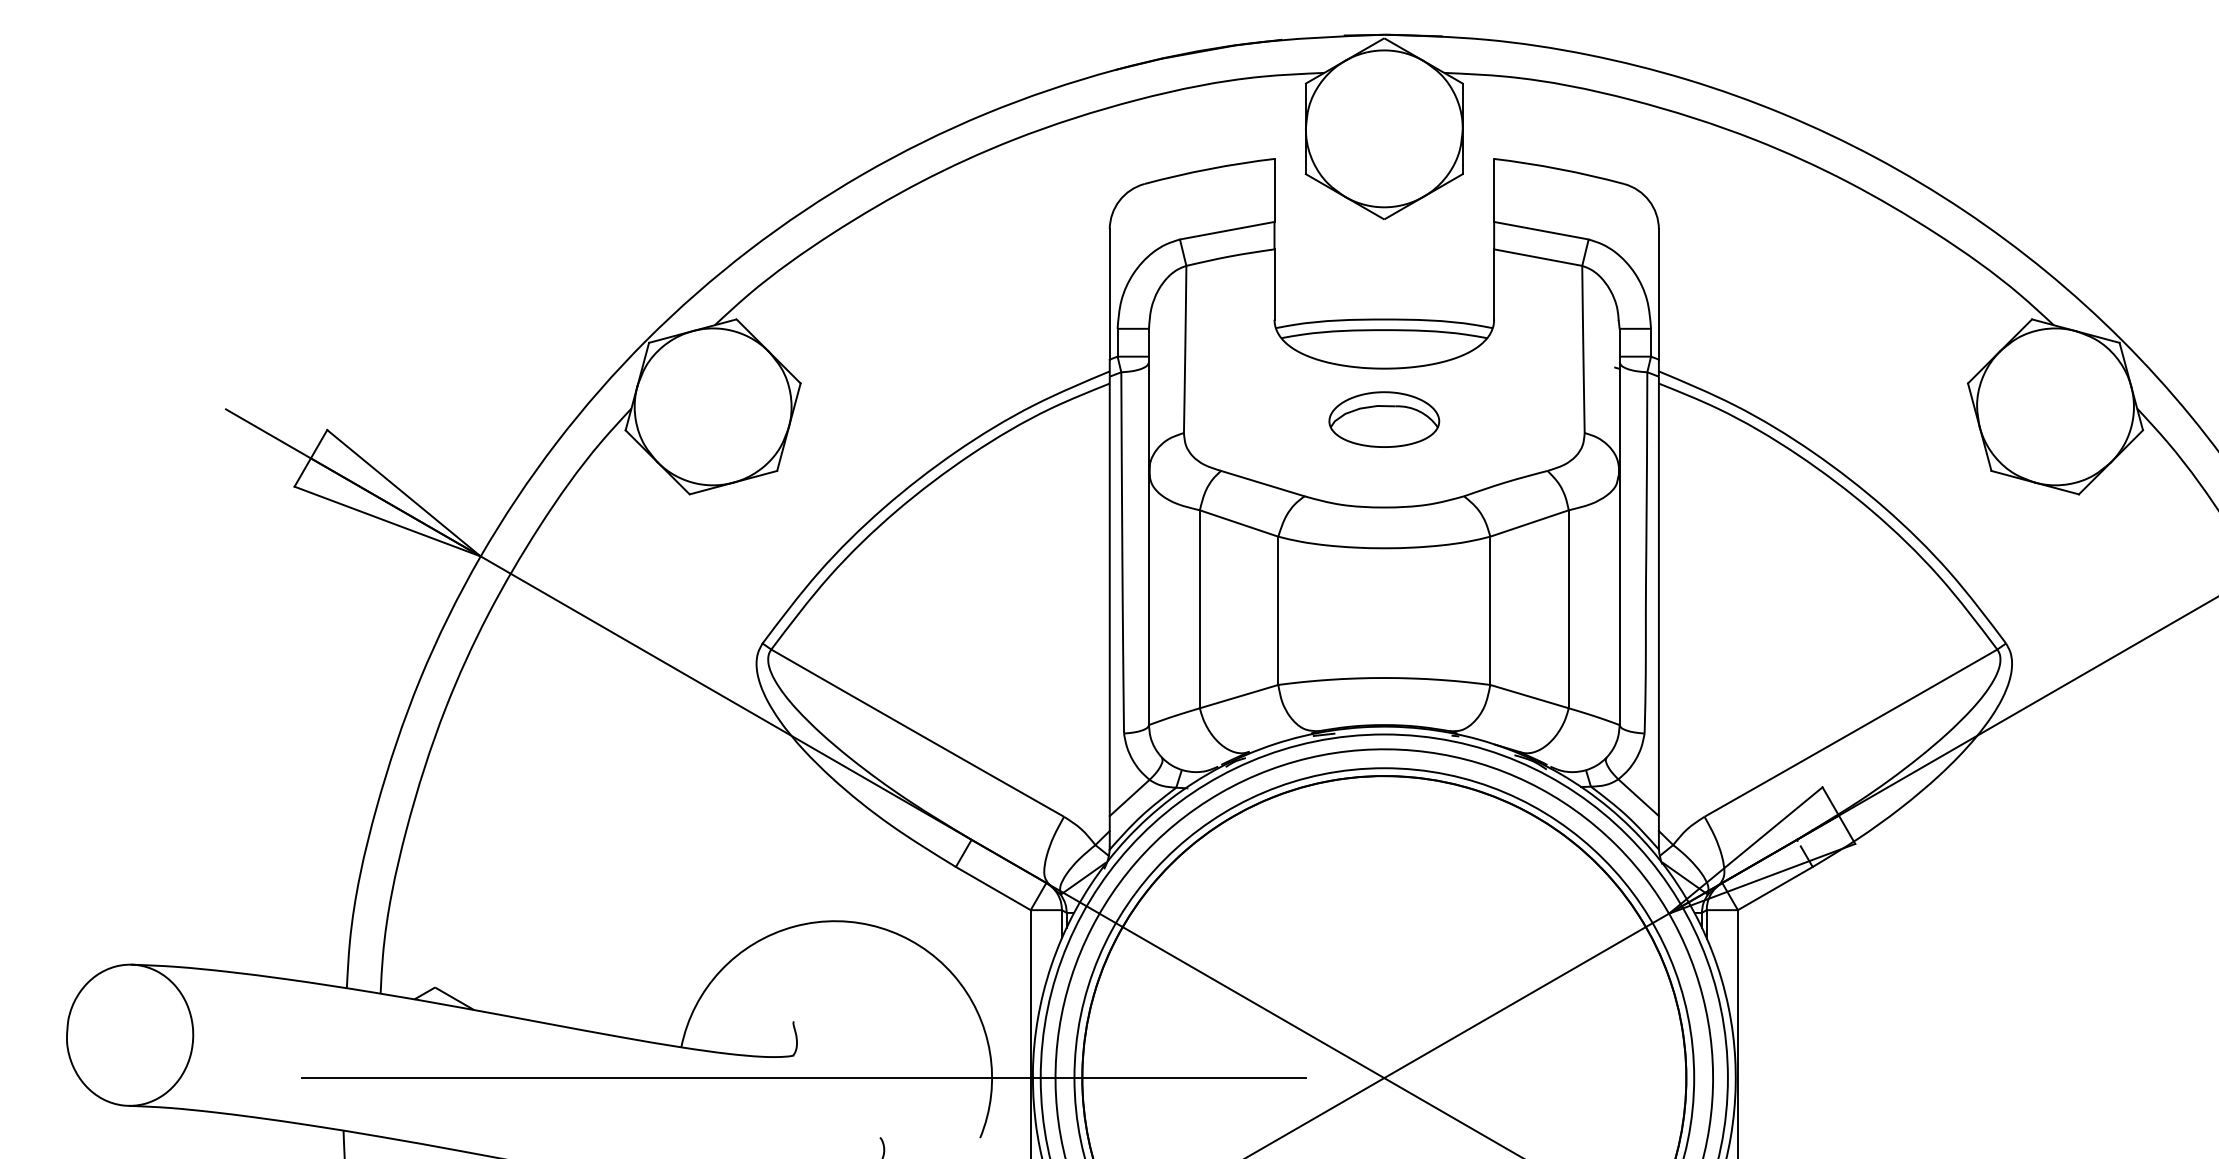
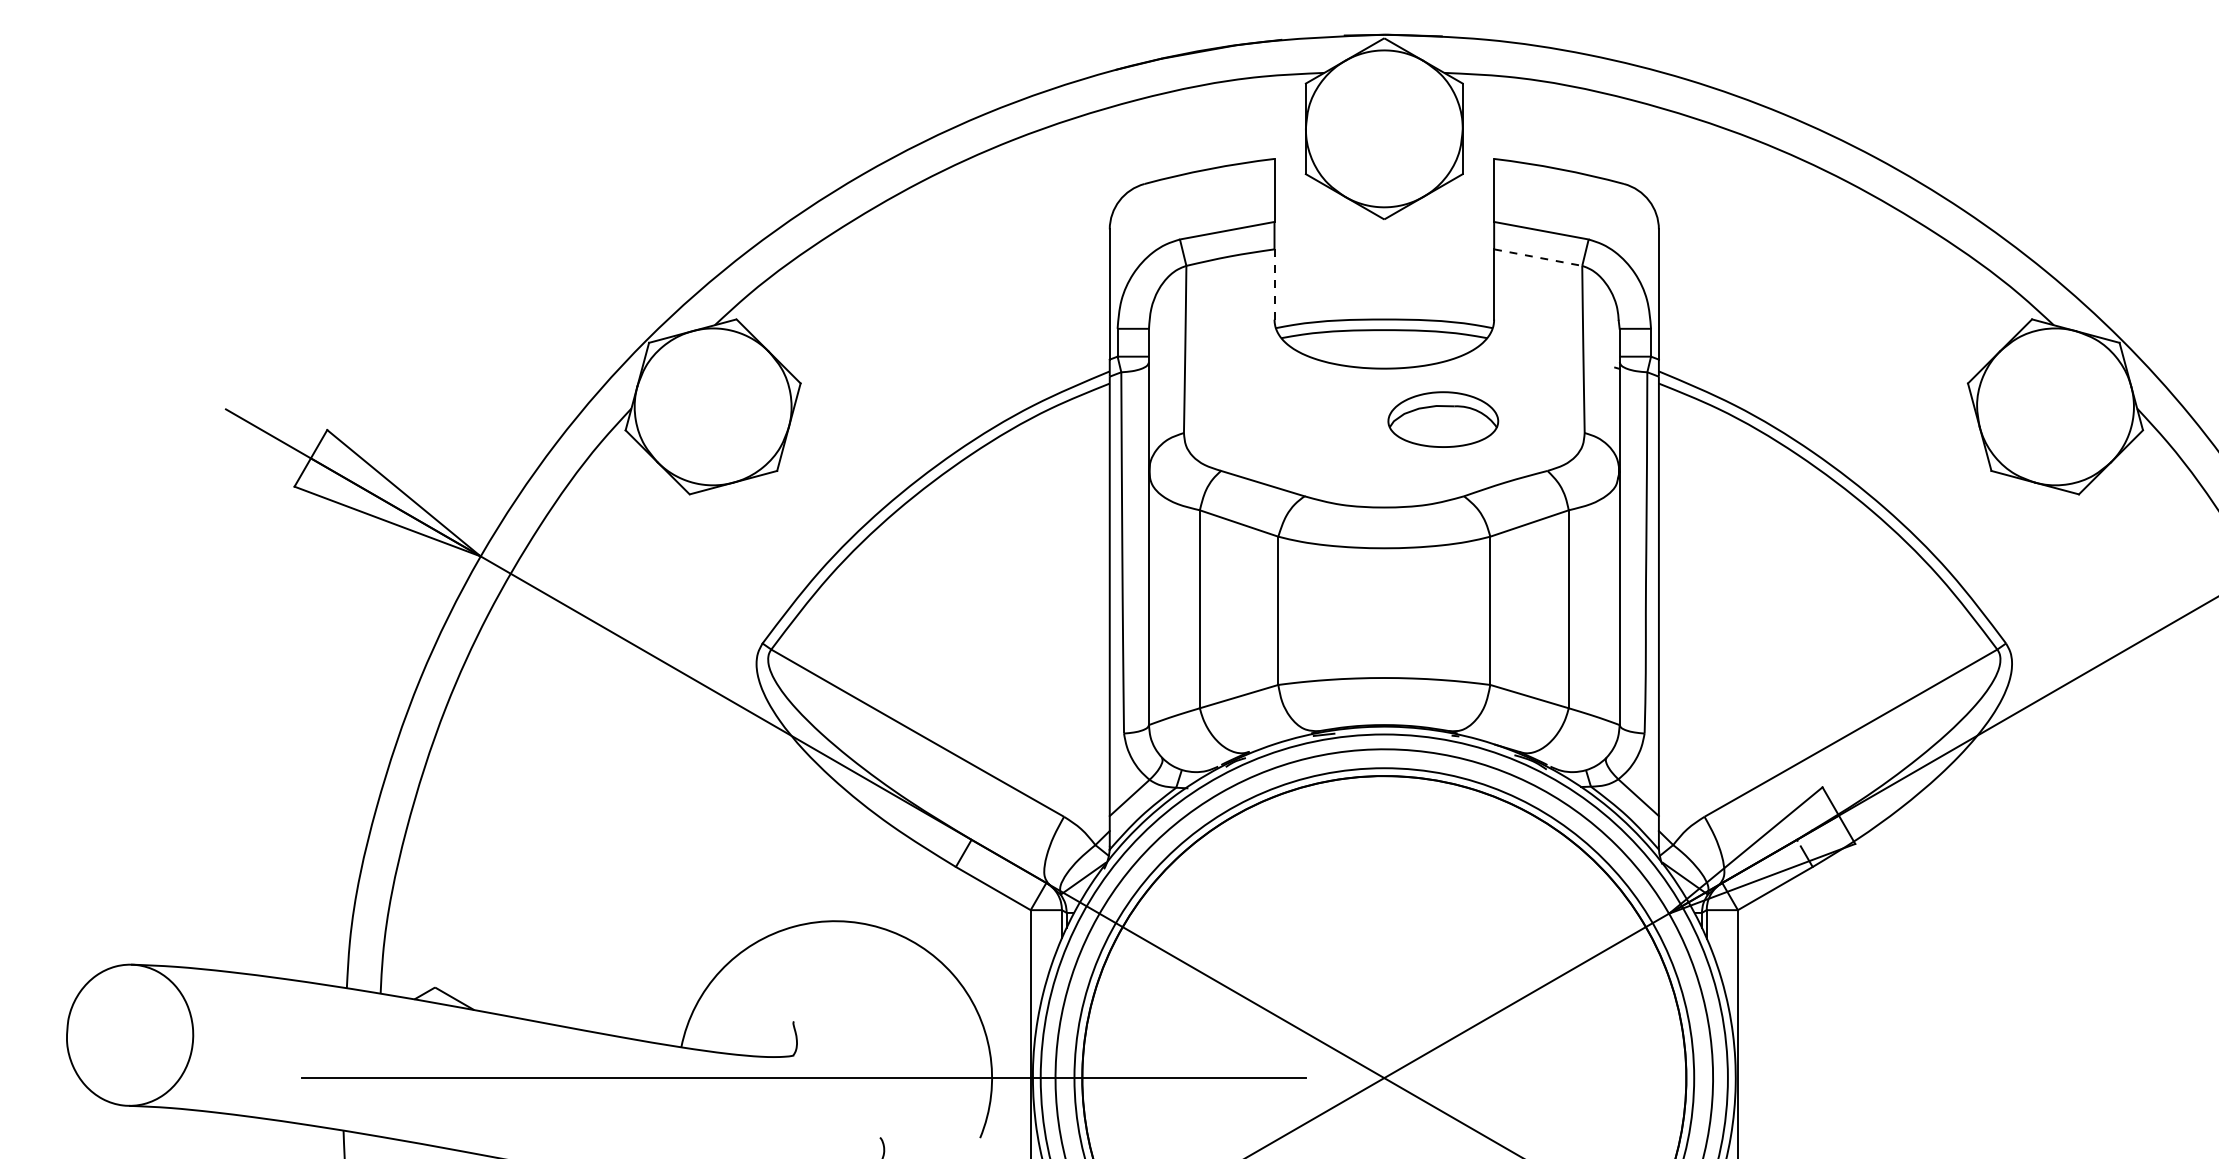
line: solid -> dashed (1538, 257)
line: solid -> dashed (1274, 284)
part position: (1384, 419) -> (1443, 419) (1443, 419)
